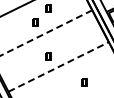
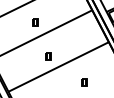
part: present -> none (48, 8)
line: dashed -> solid (45, 33)
line: dashed -> solid (58, 66)
